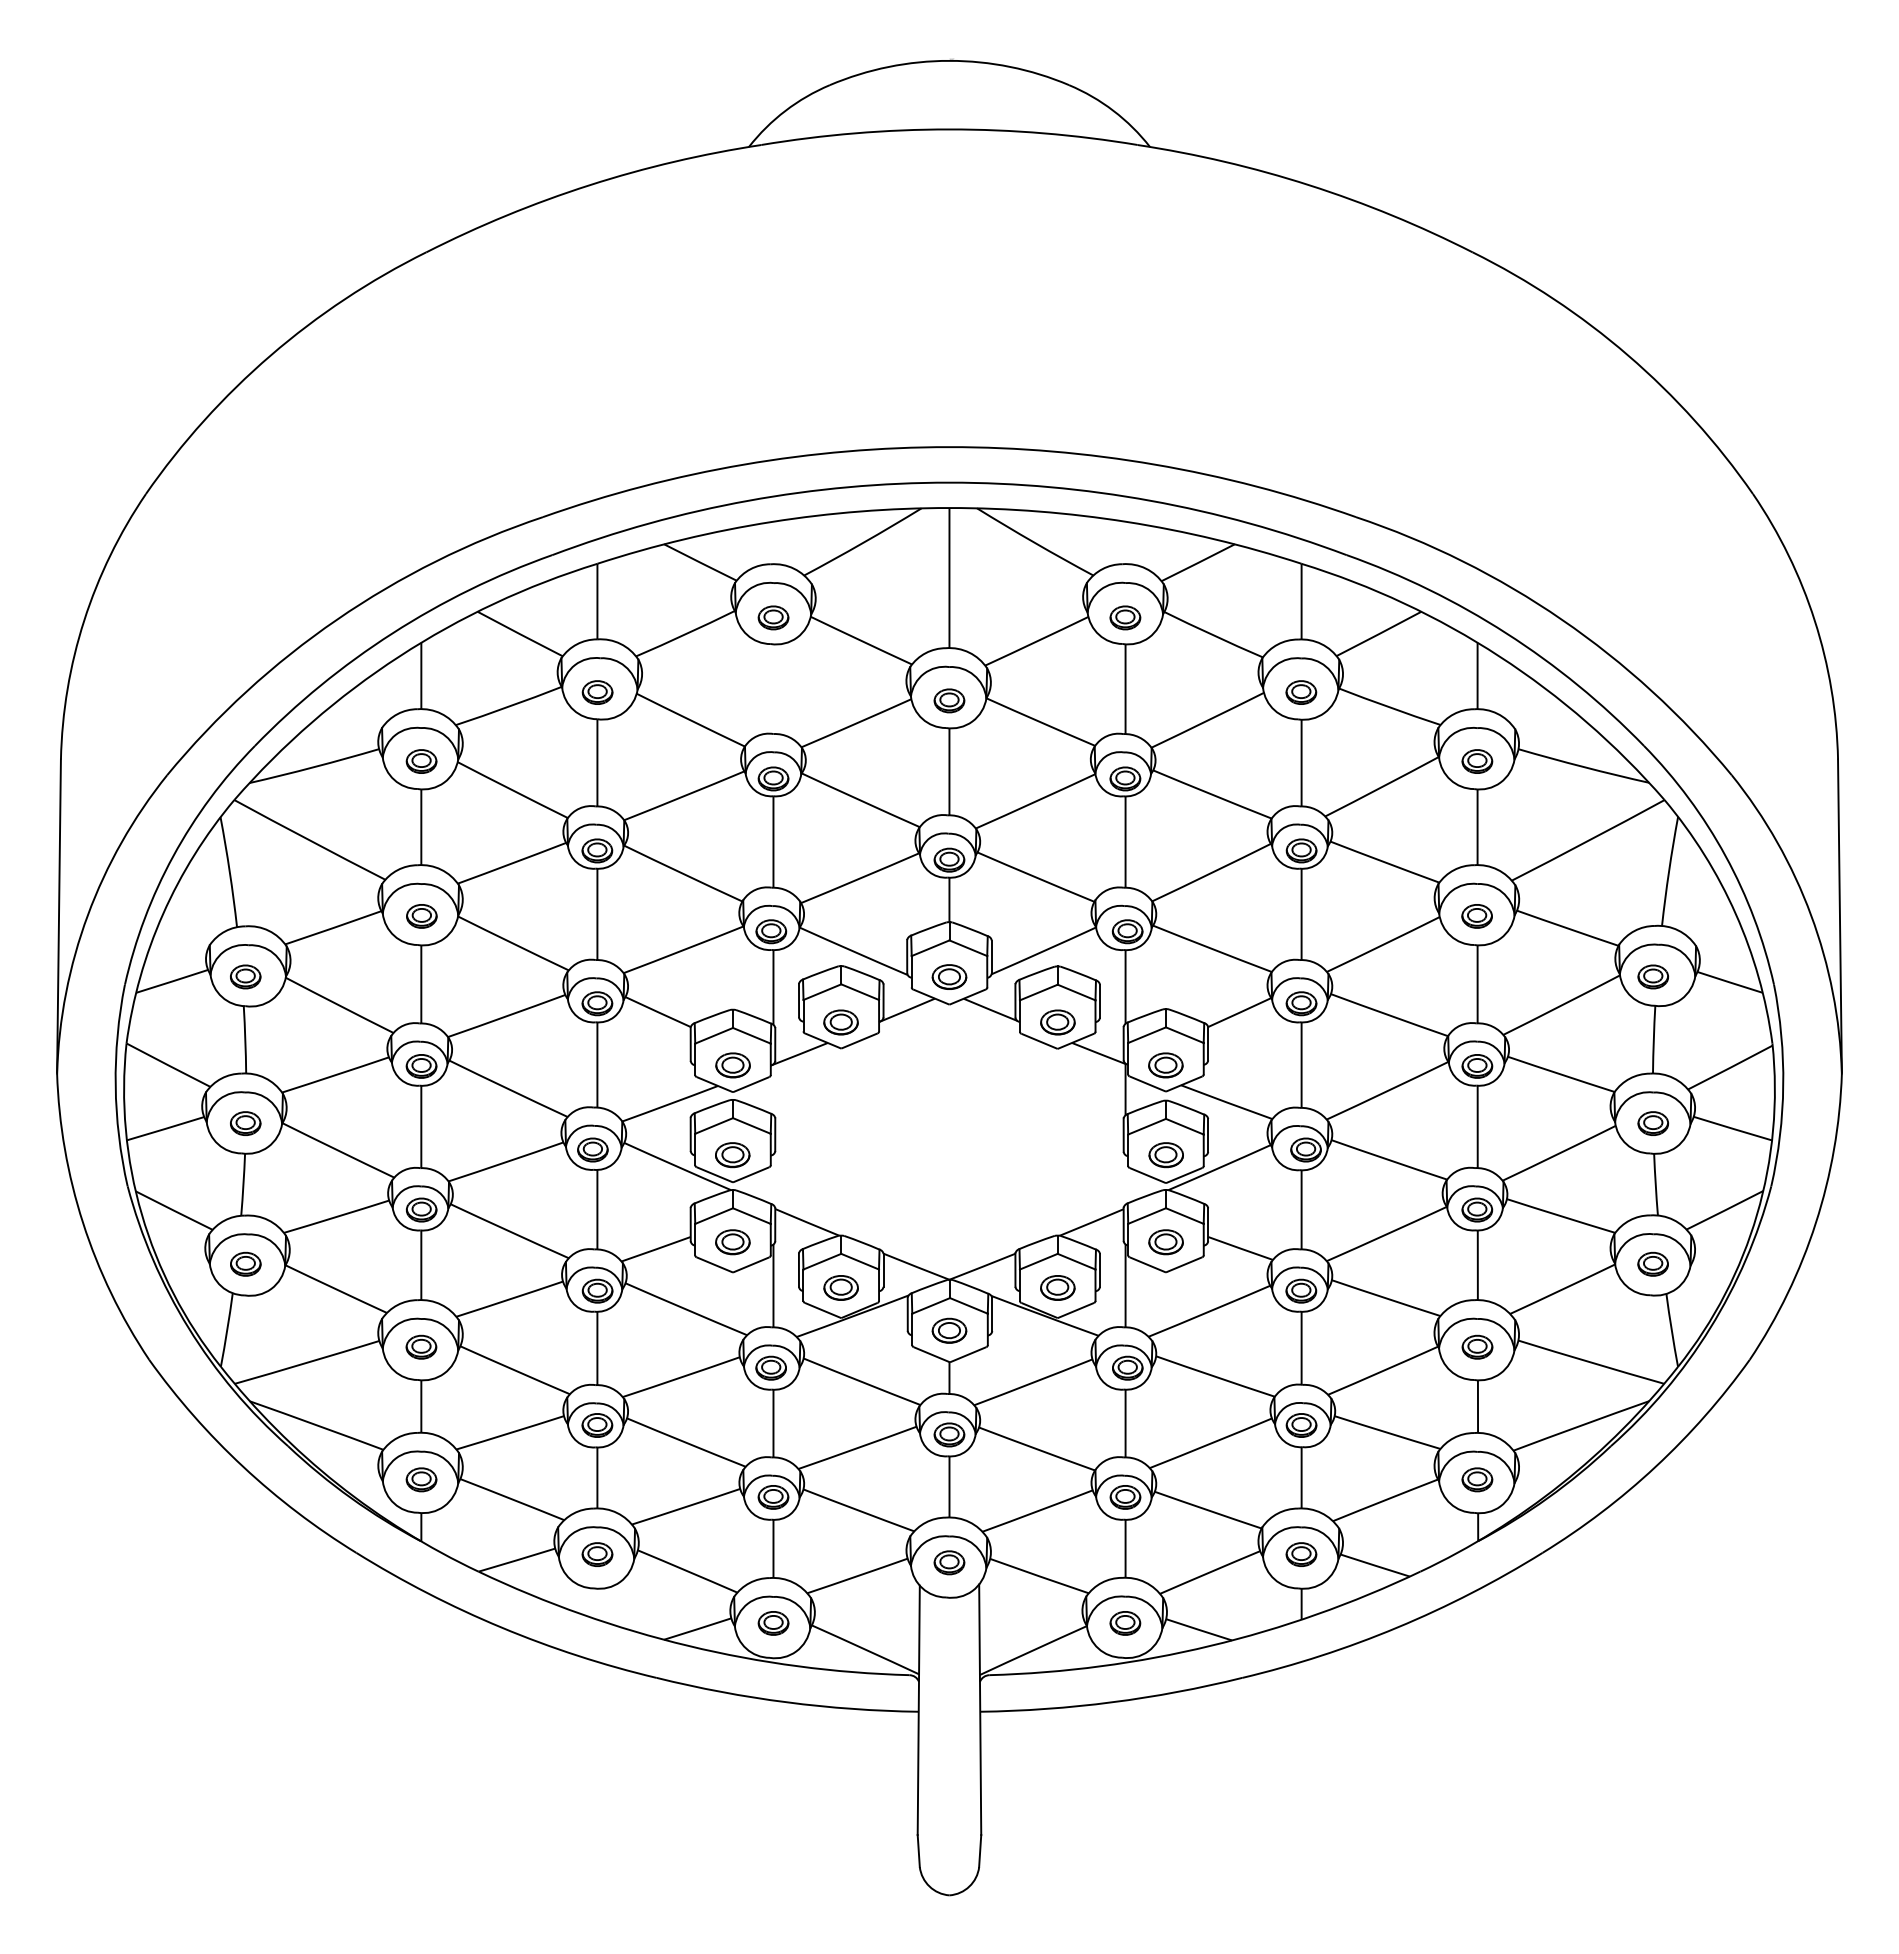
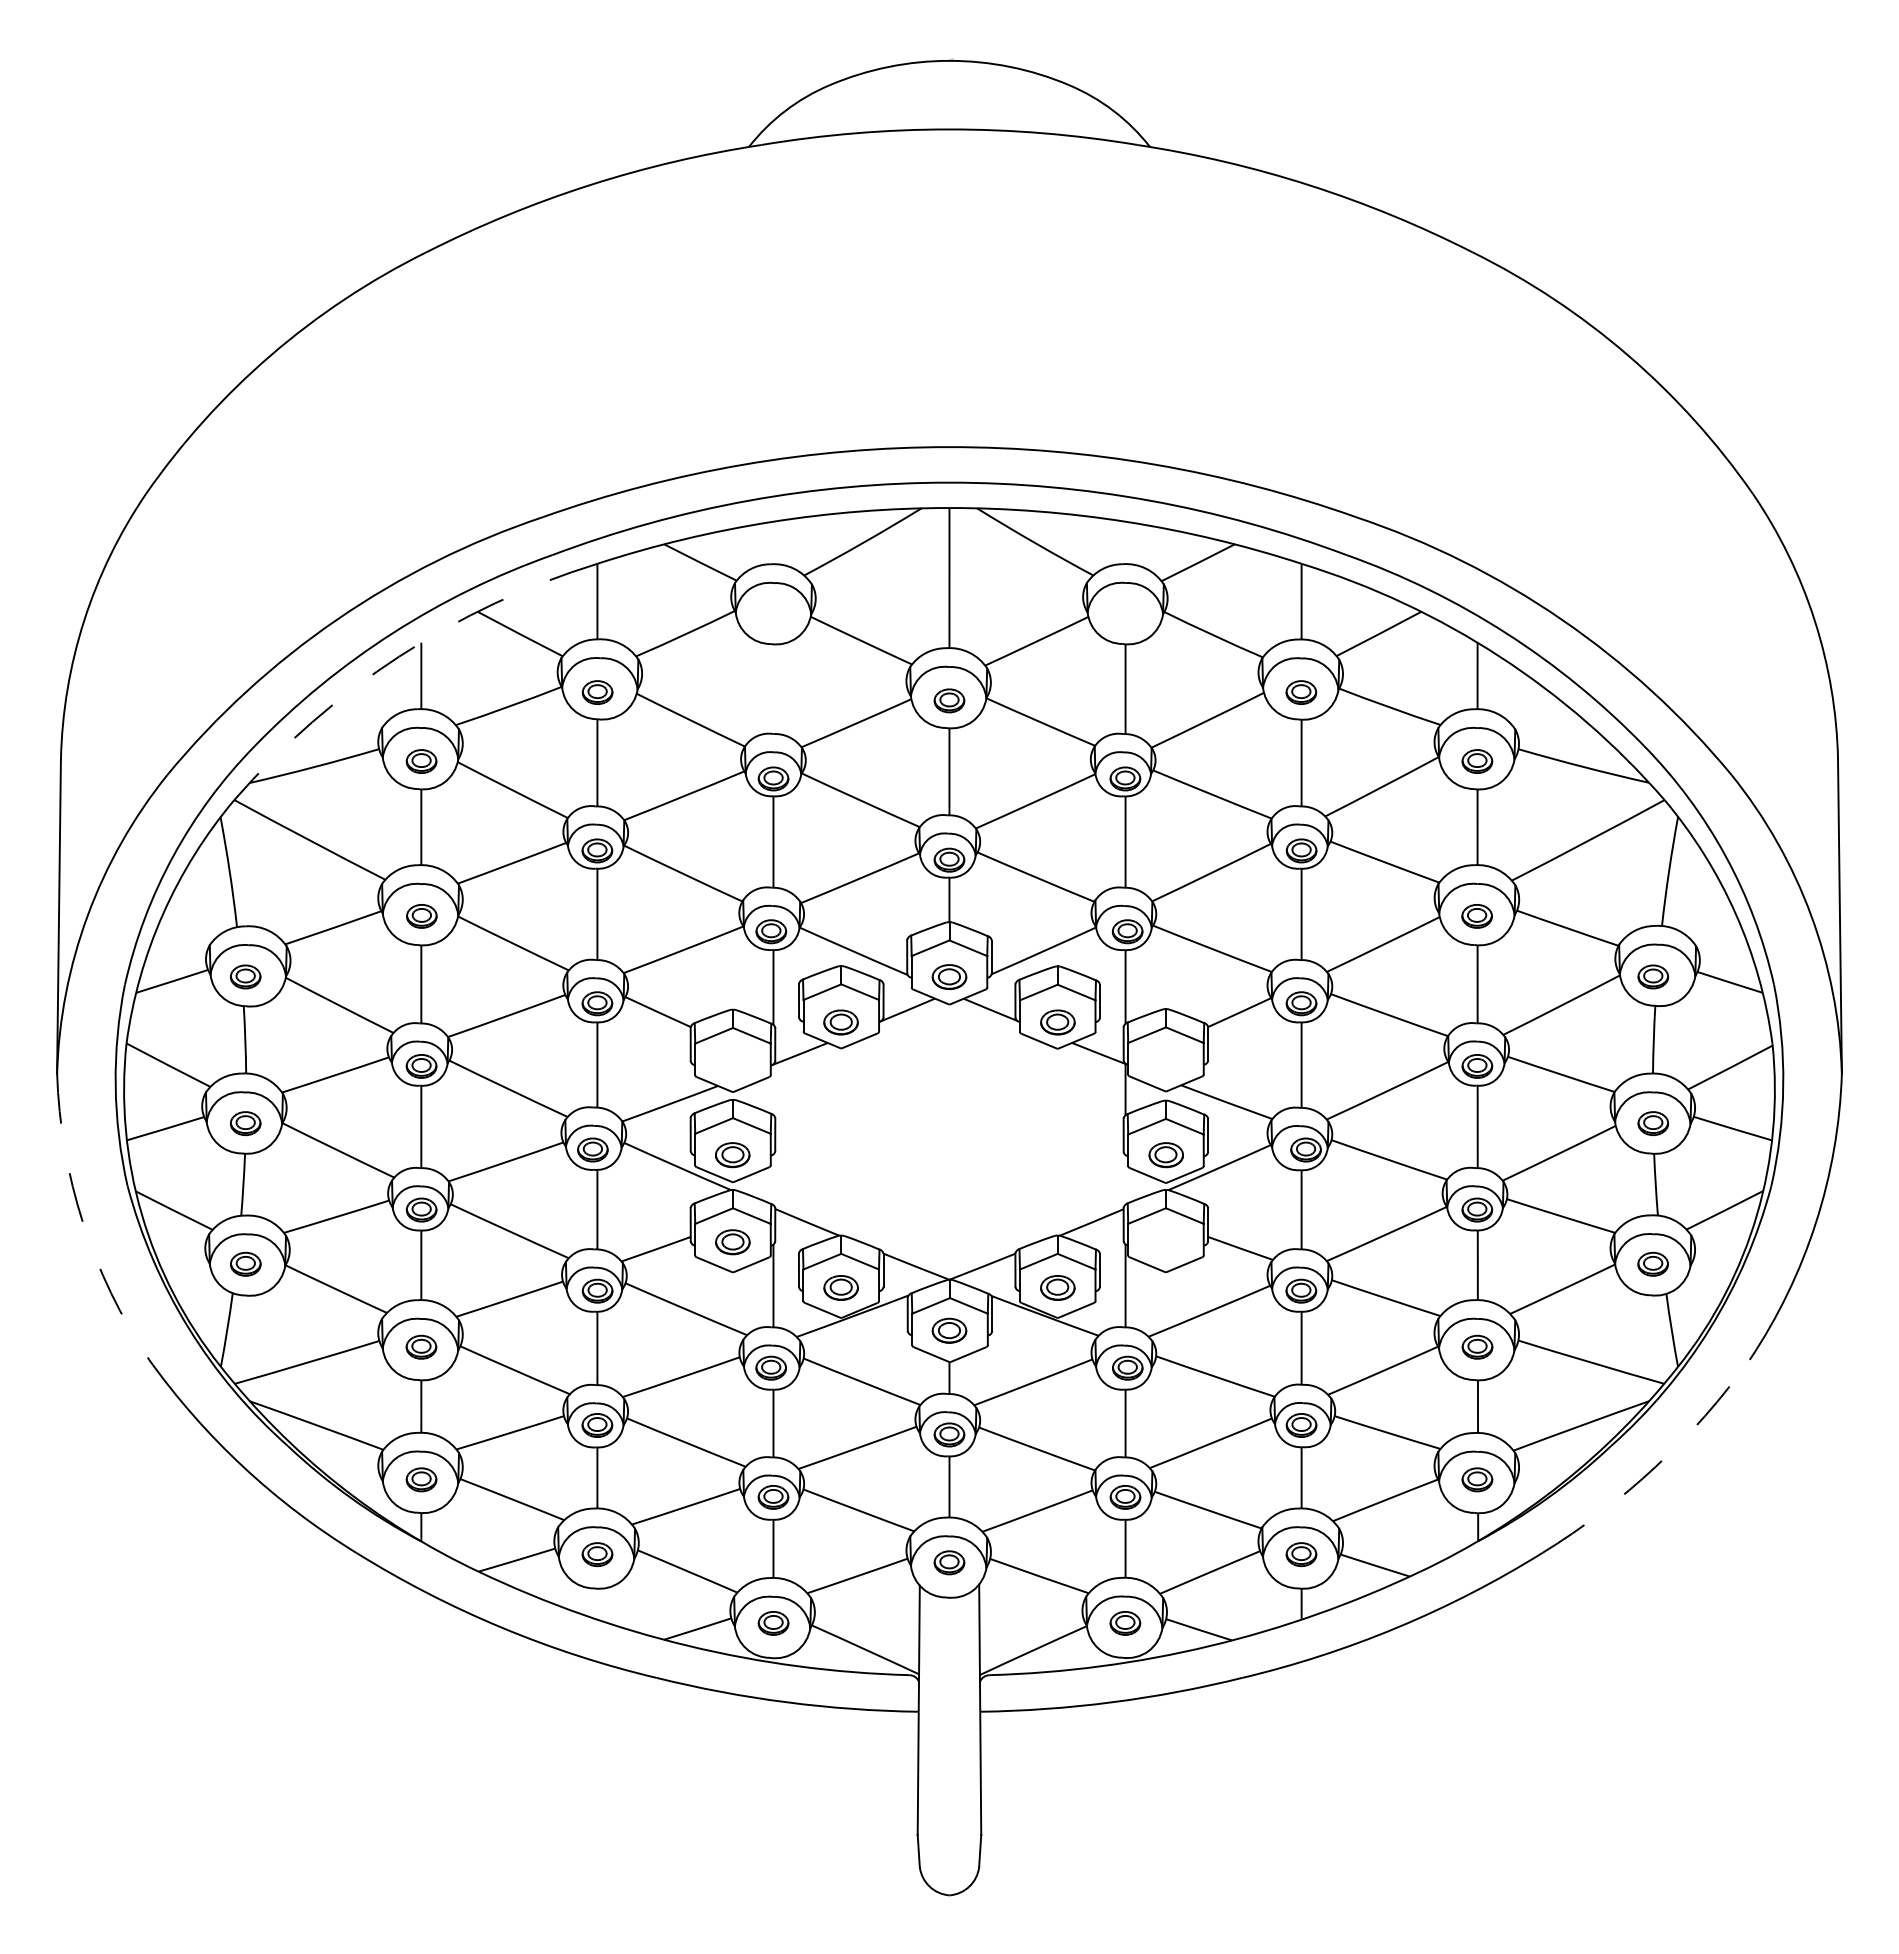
part: present -> none (773, 617)
part: present -> none (1125, 617)
arc: solid -> dashed (399, 656)
part: present -> none (732, 1065)
part: present -> none (1165, 1065)
arc: solid -> dashed (83, 1223)
part: present -> none (1165, 1242)
arc: solid -> dashed (1655, 1466)
